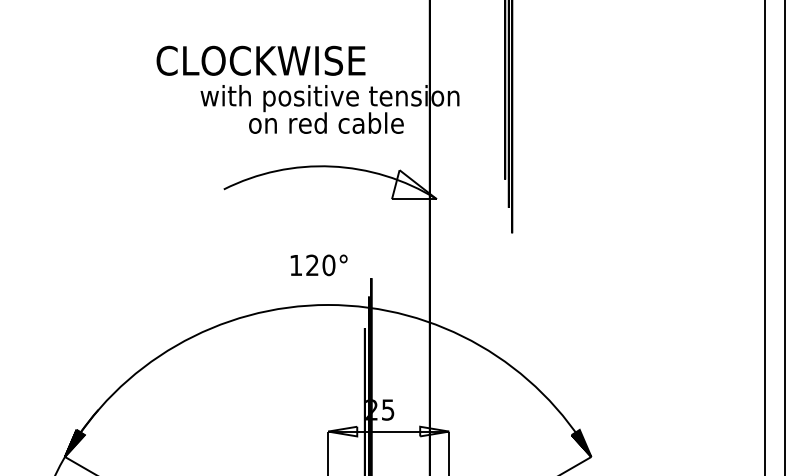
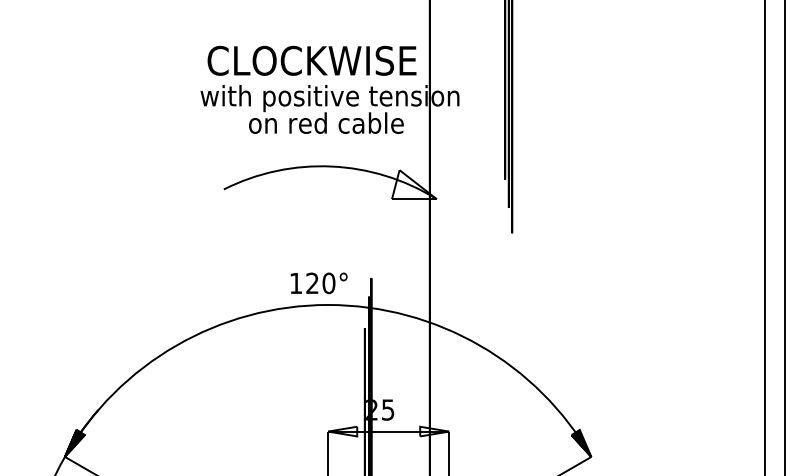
text position: (260, 60) -> (311, 60) (311, 60)
text position: (318, 265) -> (318, 283) (318, 283)
